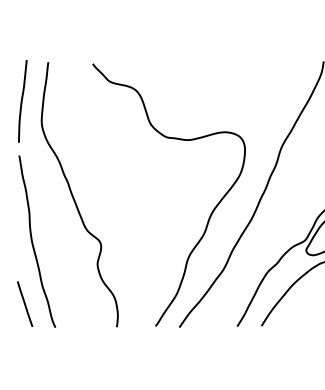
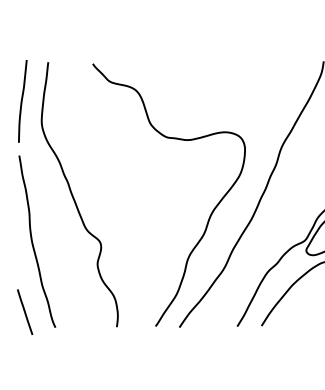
line position: (25, 303) -> (25, 311) (25, 311)
